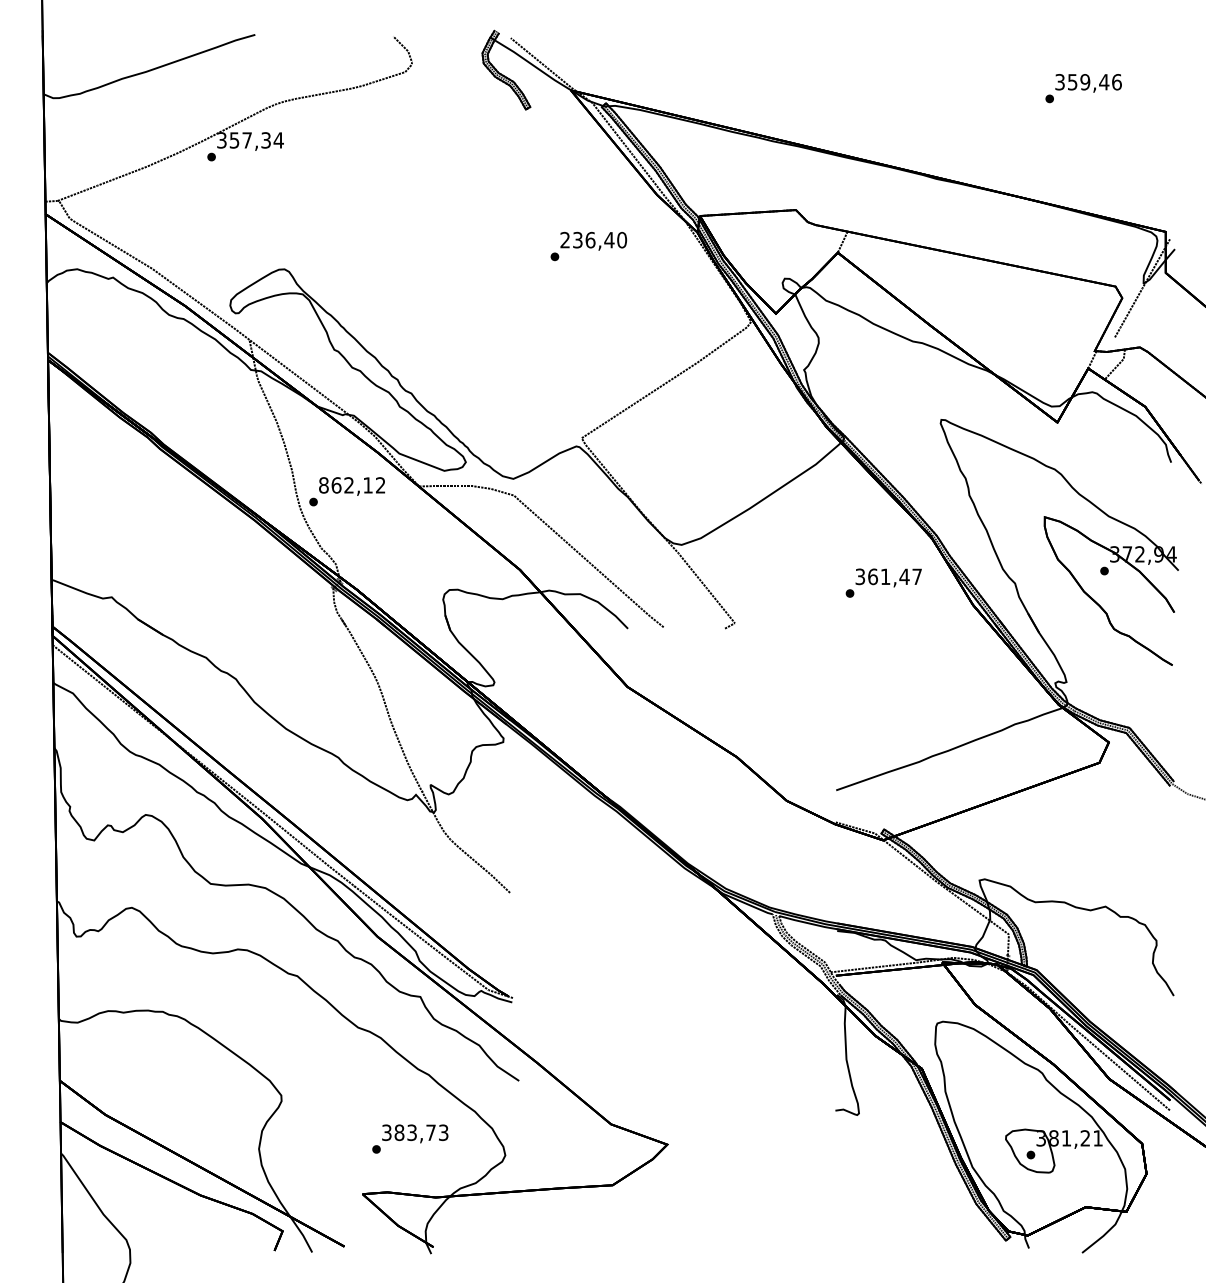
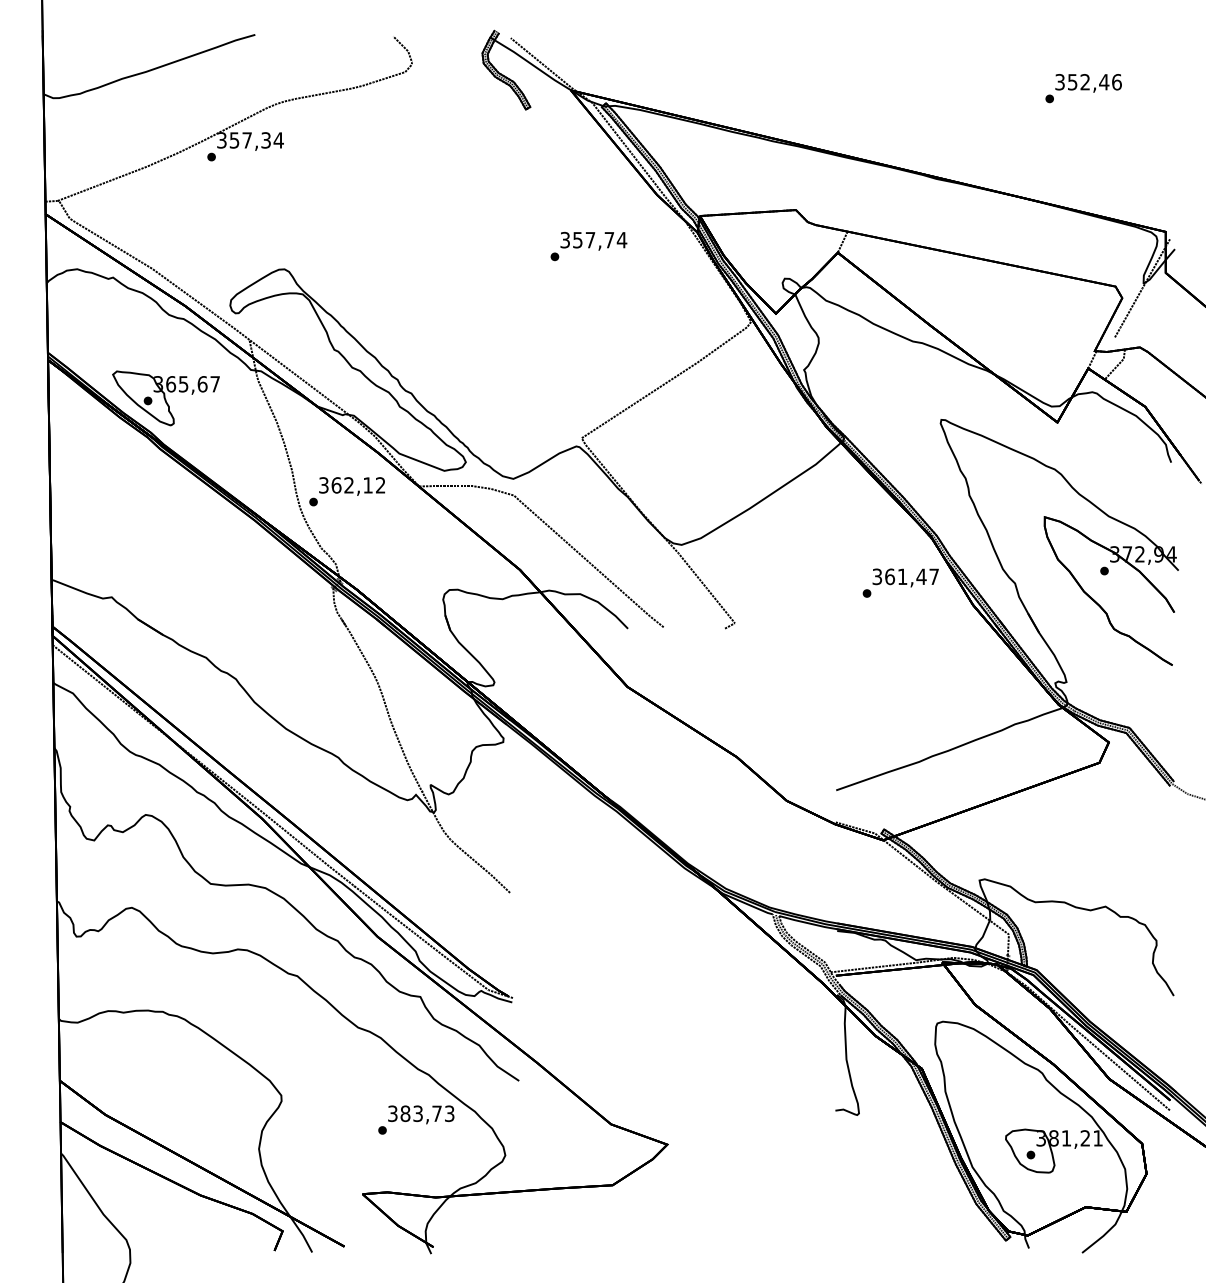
text: 359,46 -> 352,46 (1085, 82)
text: 236,40 -> 357,74 (593, 239)
part: none -> present (165, 398)
text: 862,12 -> 362,12 (323, 485)
text position: (883, 582) -> (900, 582) (900, 582)
text position: (410, 1138) -> (416, 1119) (416, 1119)
